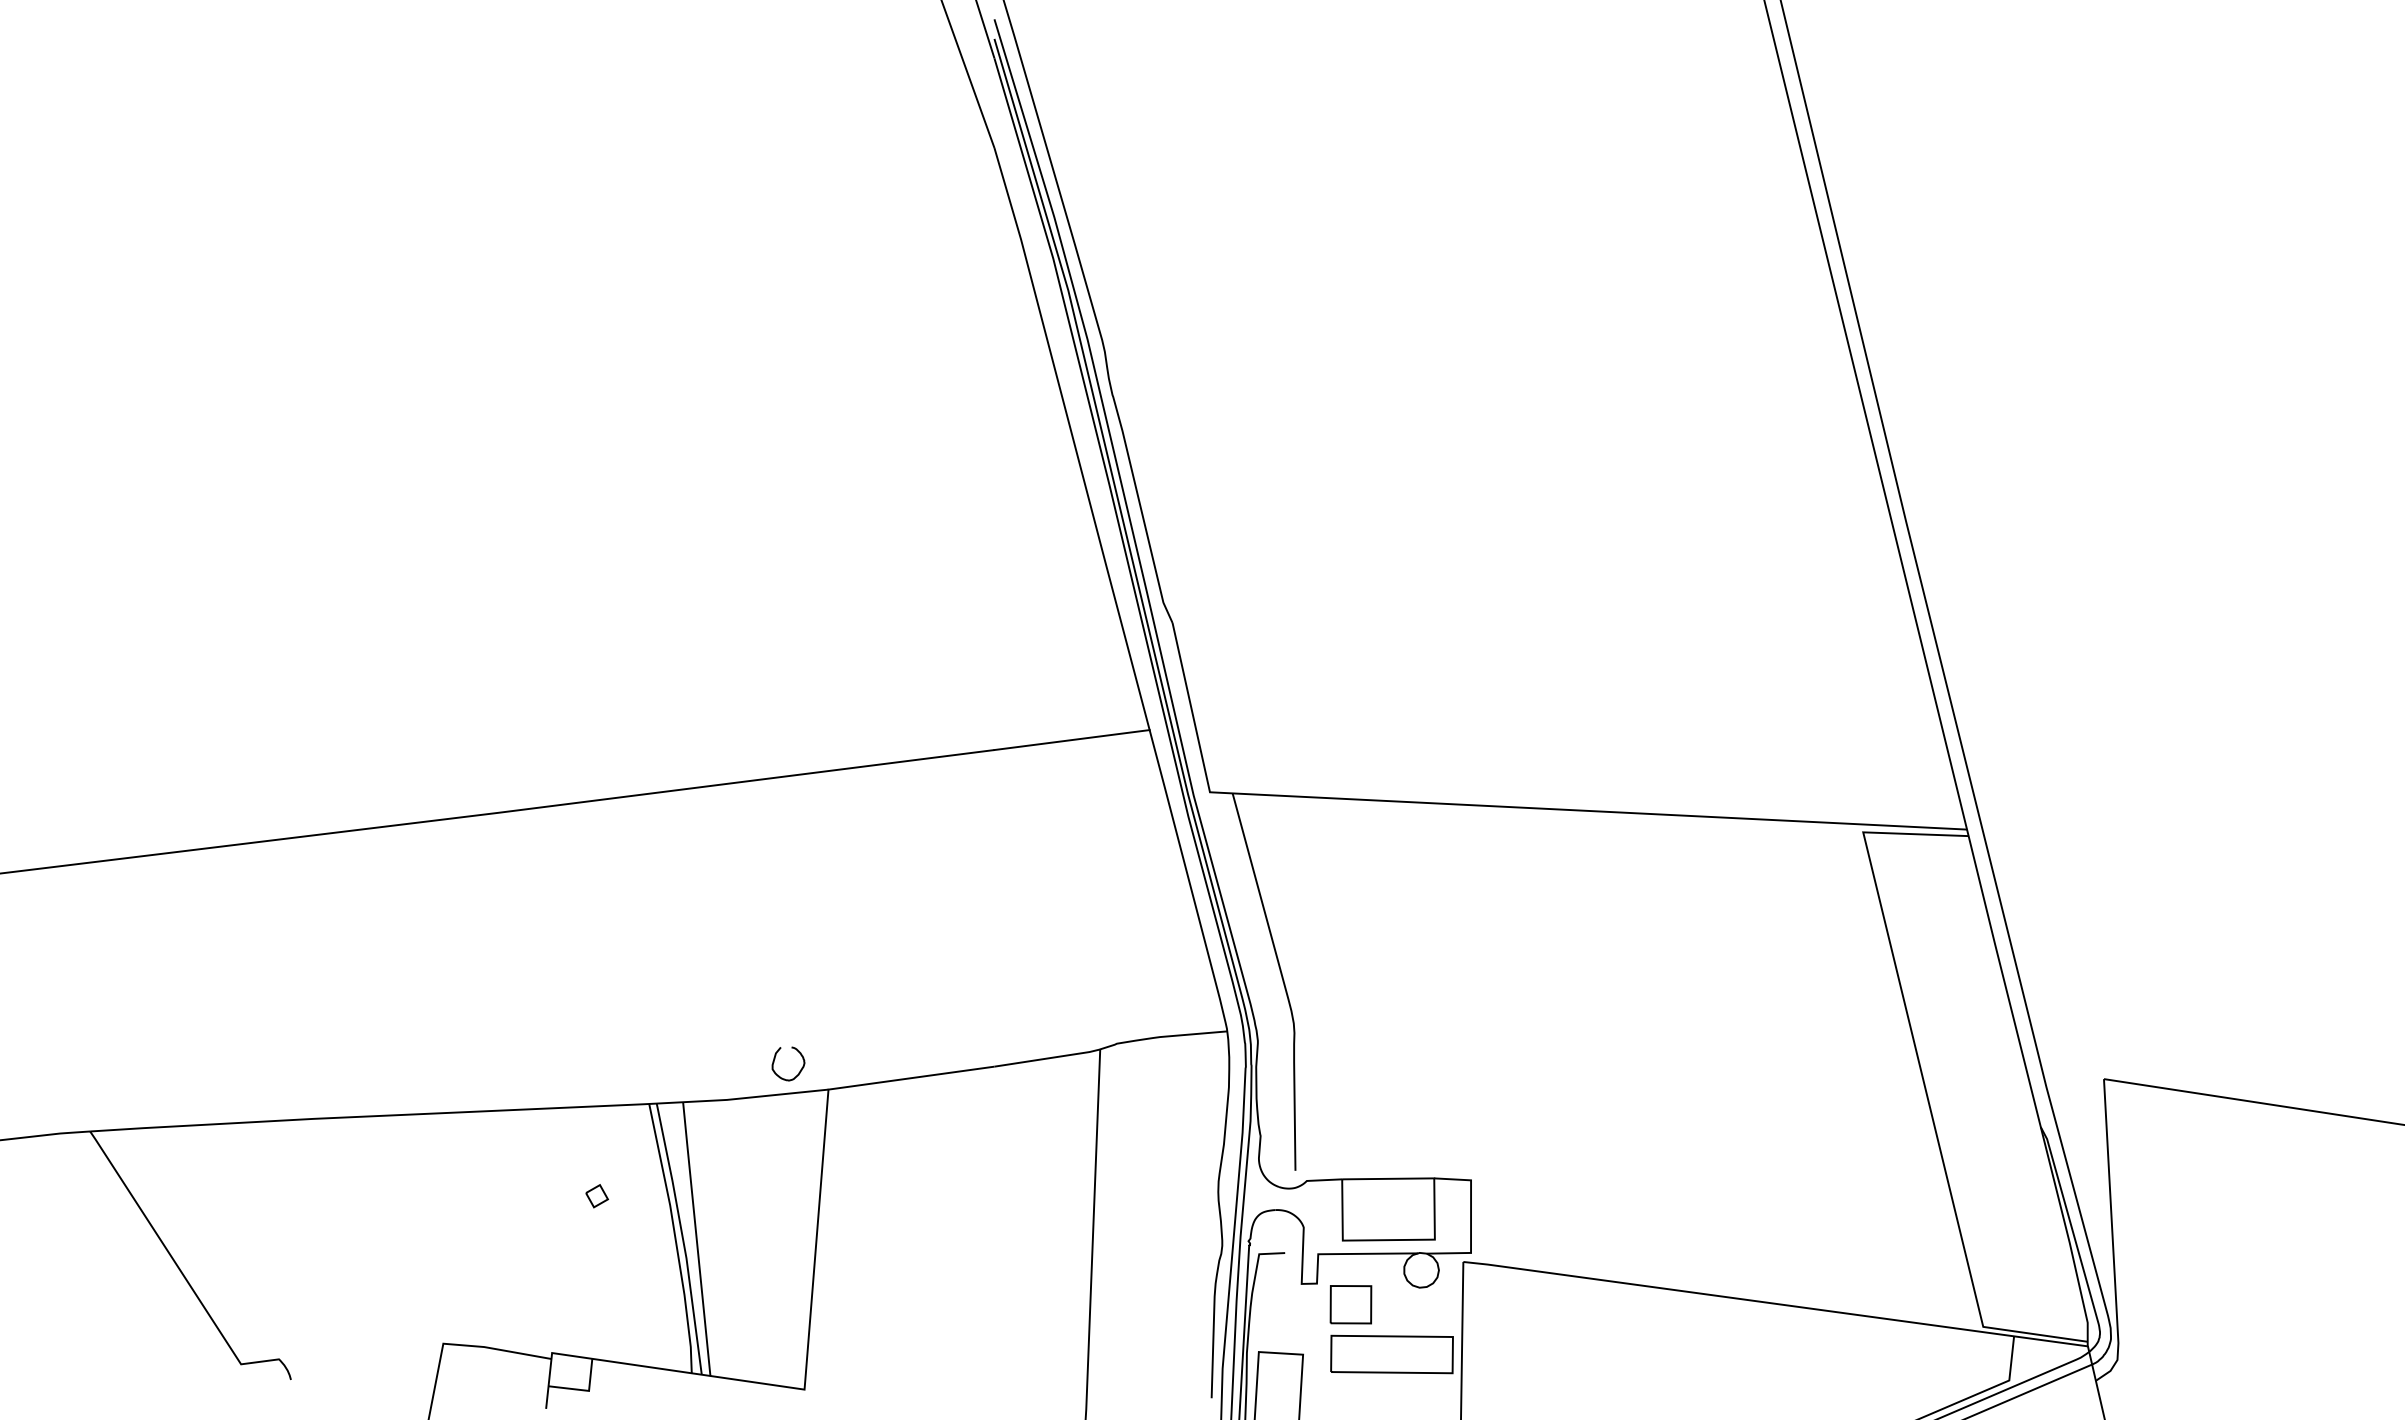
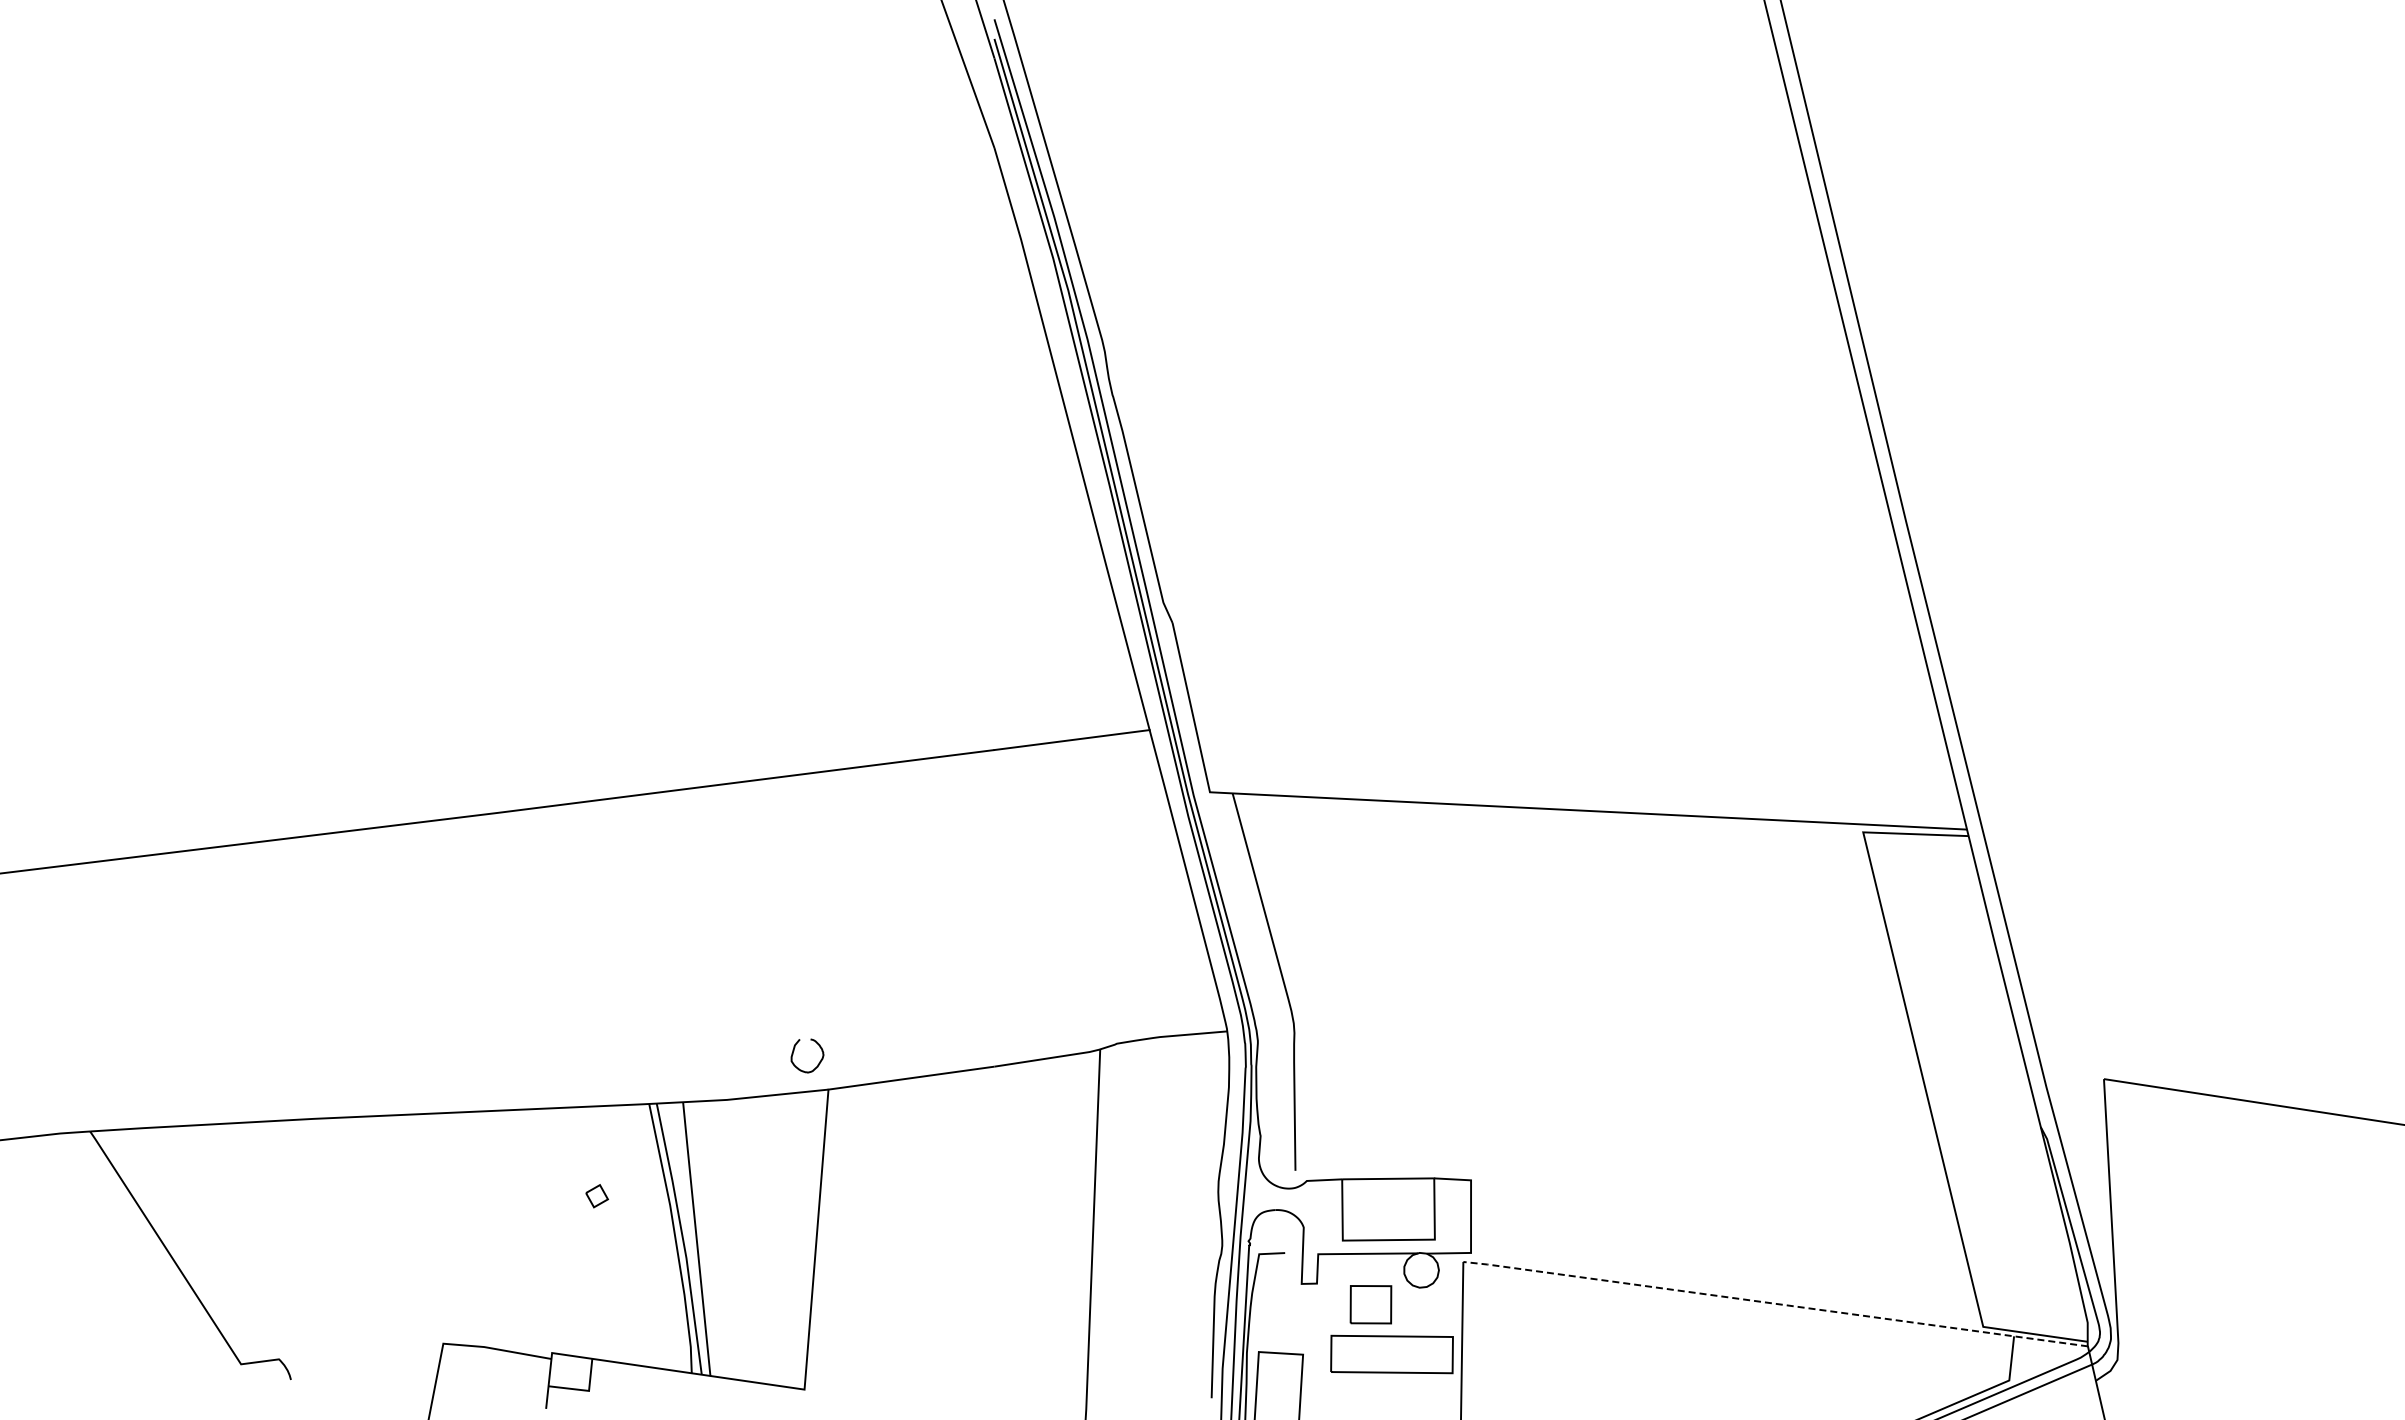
curve position: (800, 1069) -> (819, 1061) (819, 1061)
line: solid -> dashed (1775, 1303)
part position: (1350, 1304) -> (1370, 1304) (1370, 1304)
